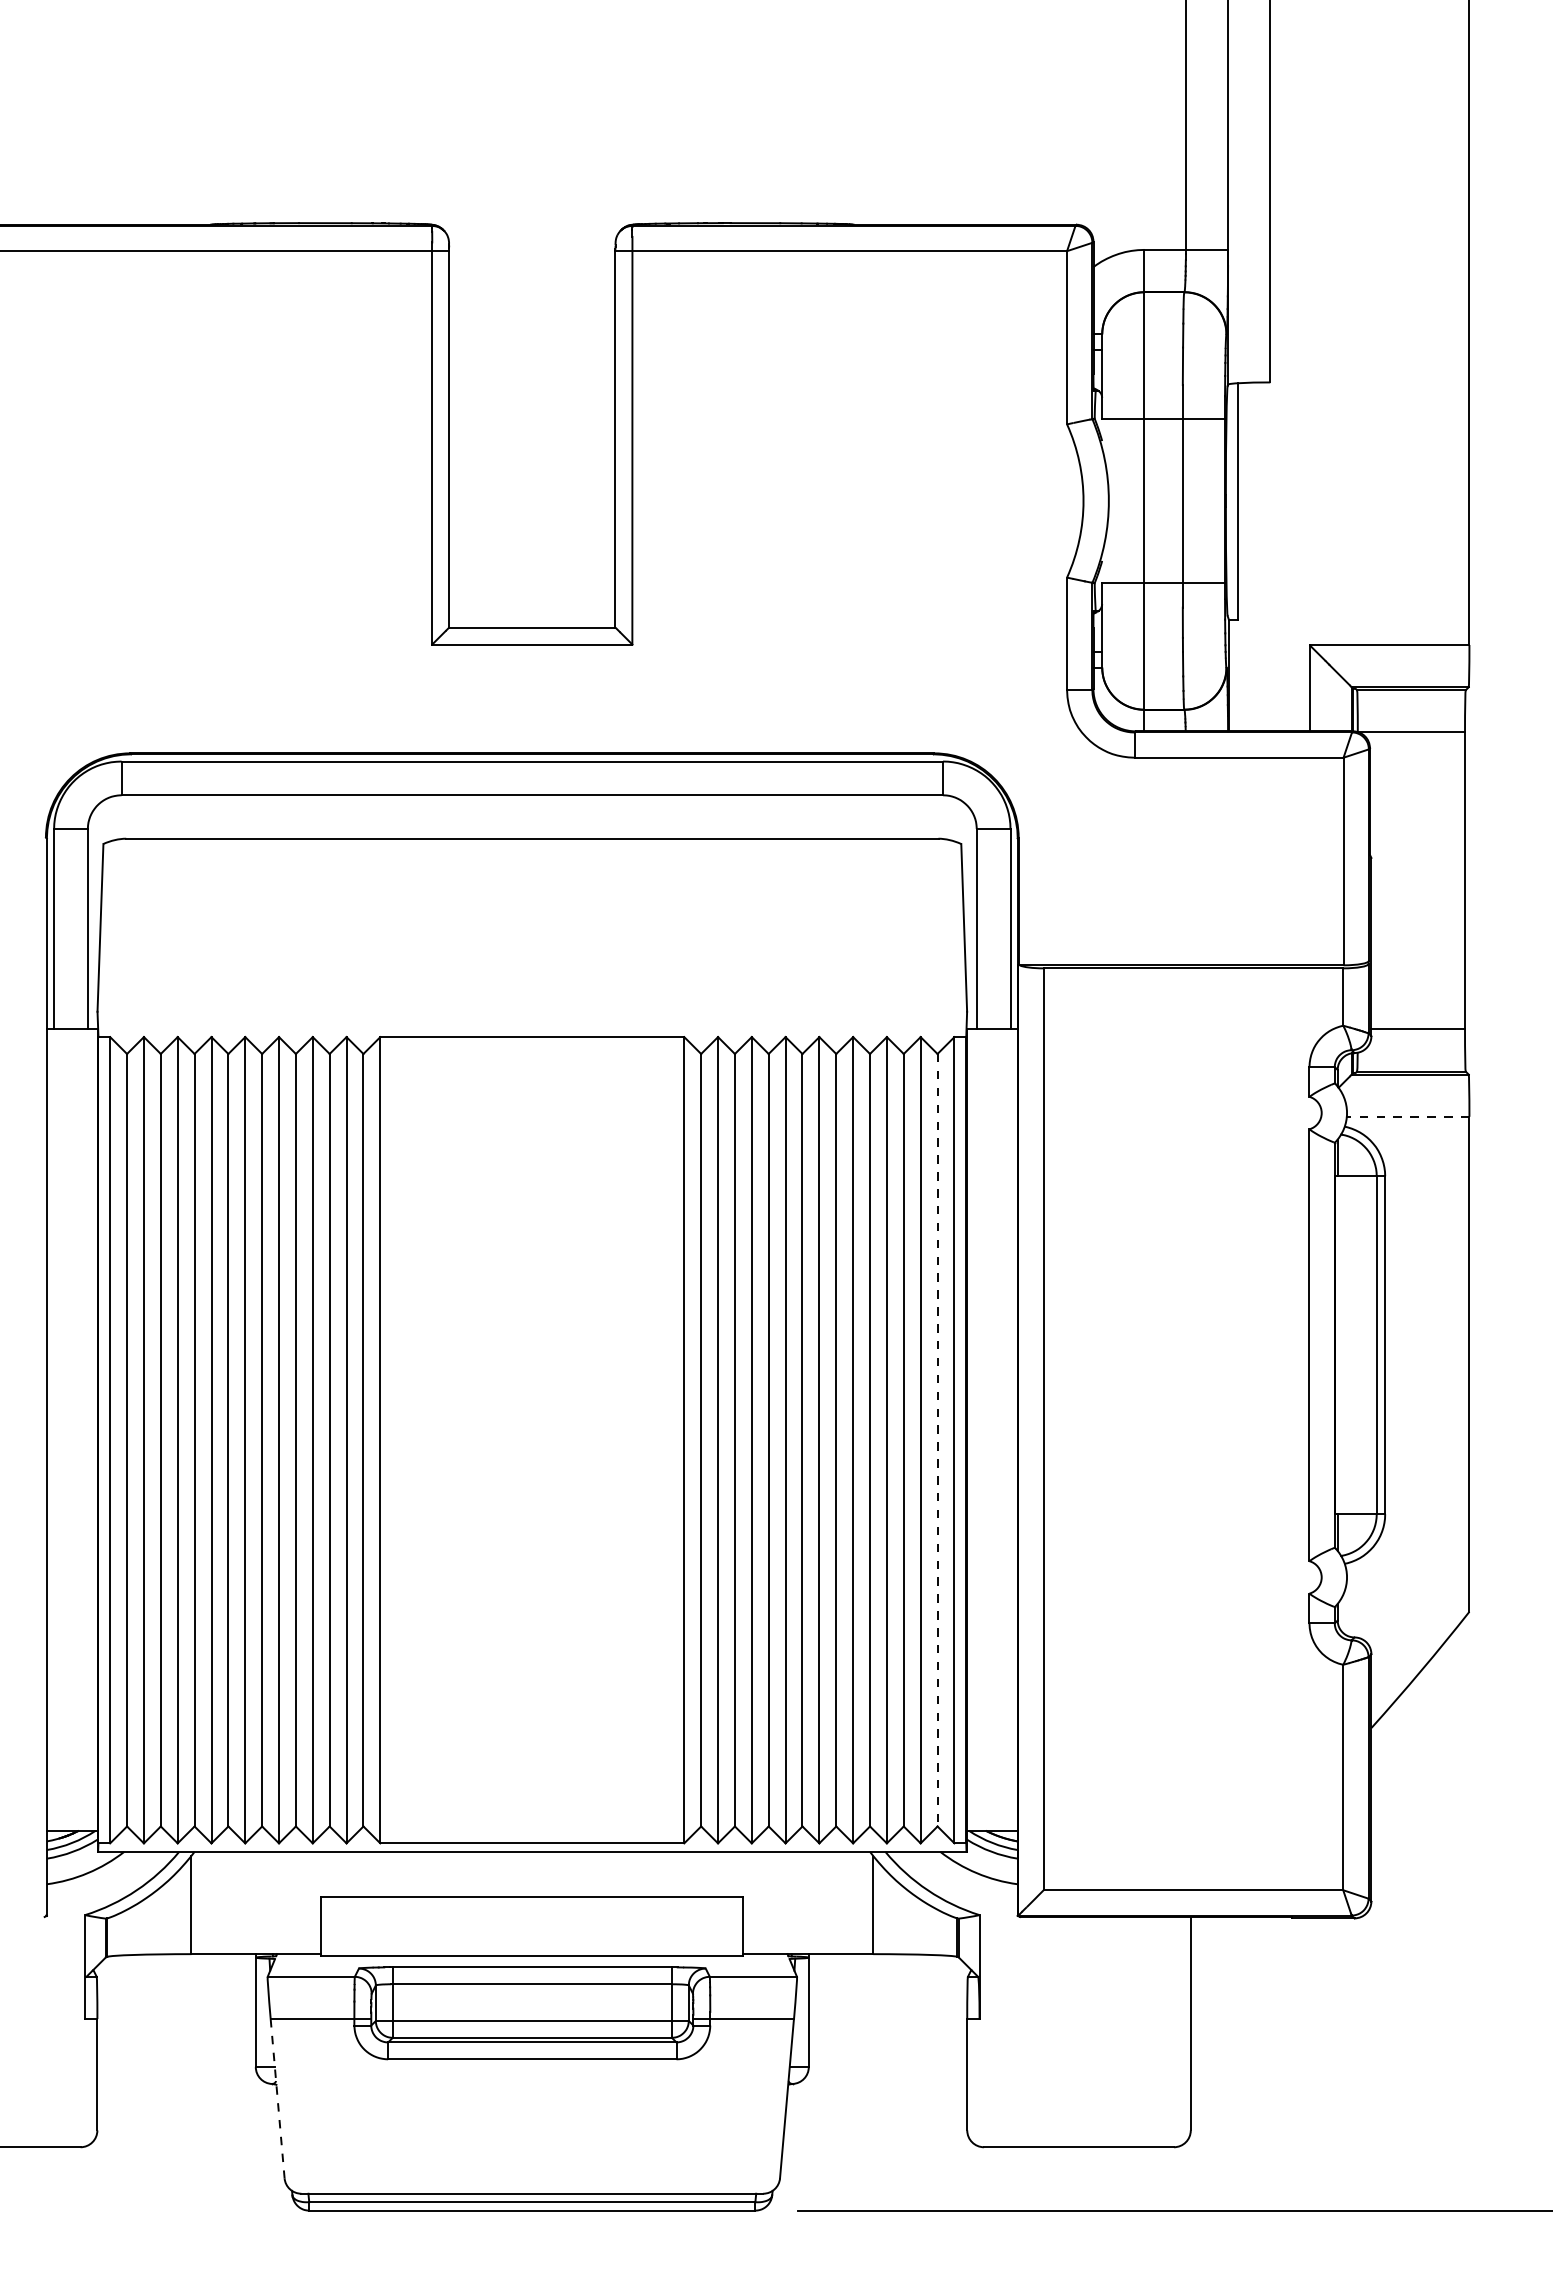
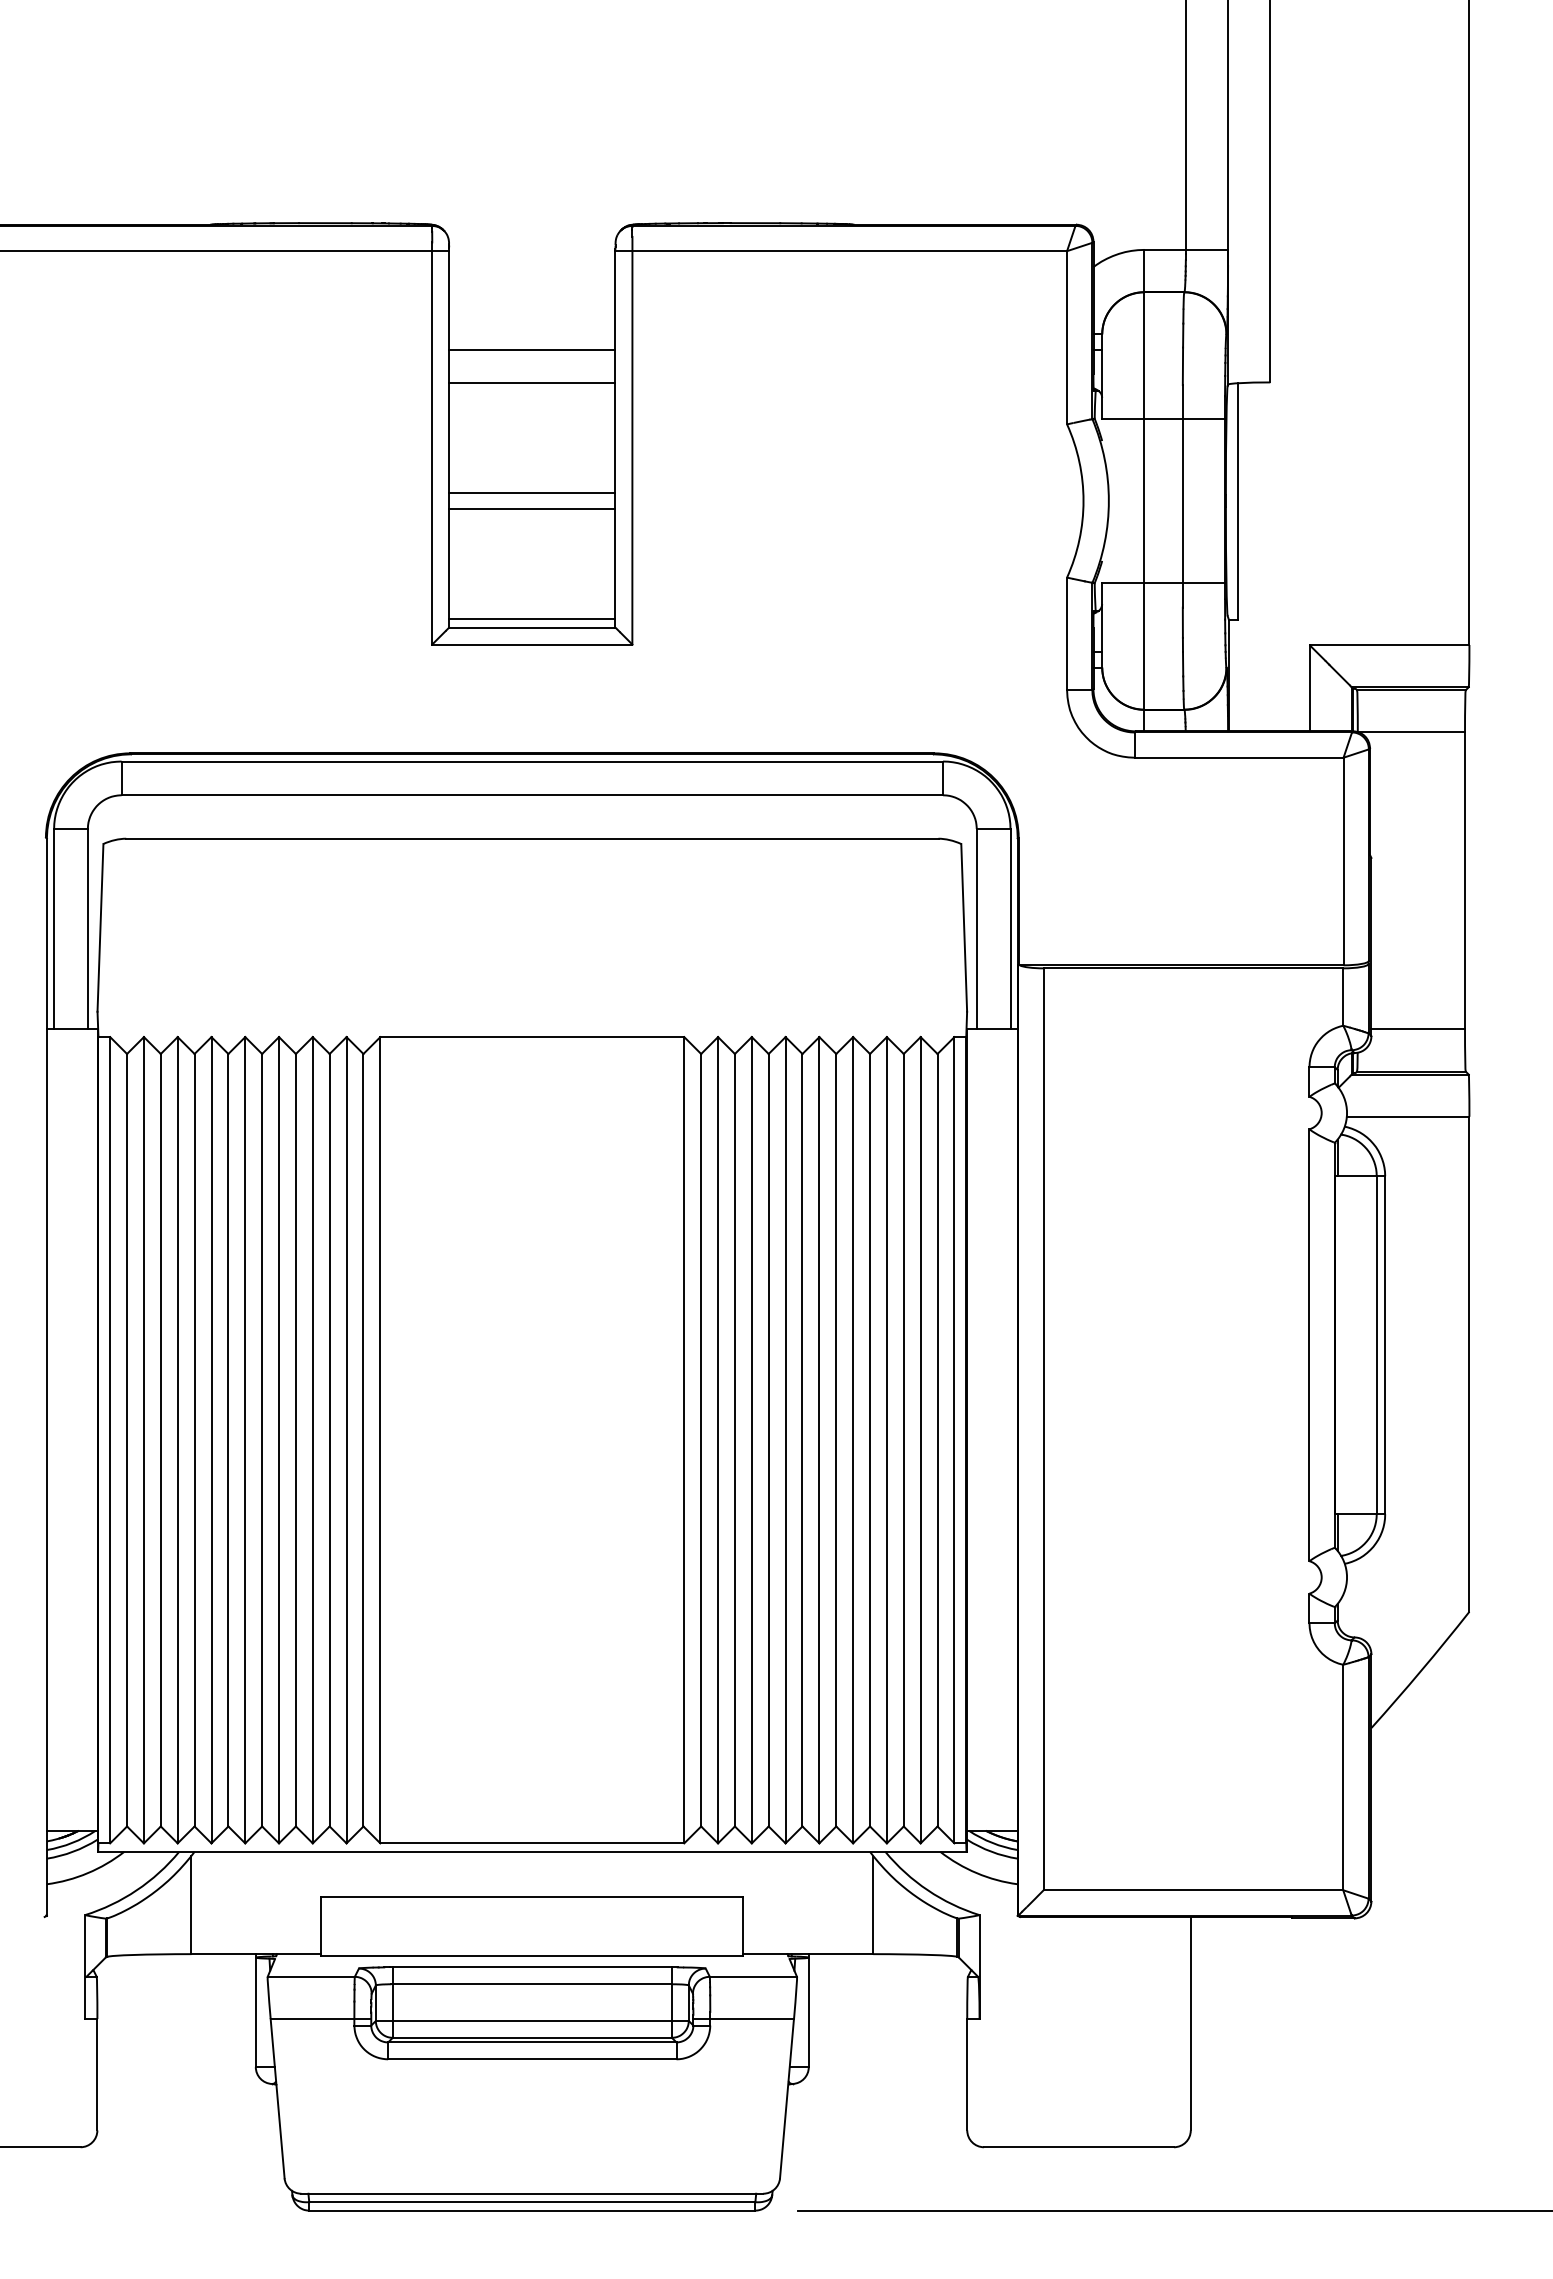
line: none -> present (532, 349)
line: none -> present (532, 383)
line: none -> present (532, 492)
line: none -> present (532, 509)
line: none -> present (532, 618)
line: dashed -> solid (1407, 1116)
line: dashed -> solid (937, 1440)
line: dashed -> solid (277, 2098)
